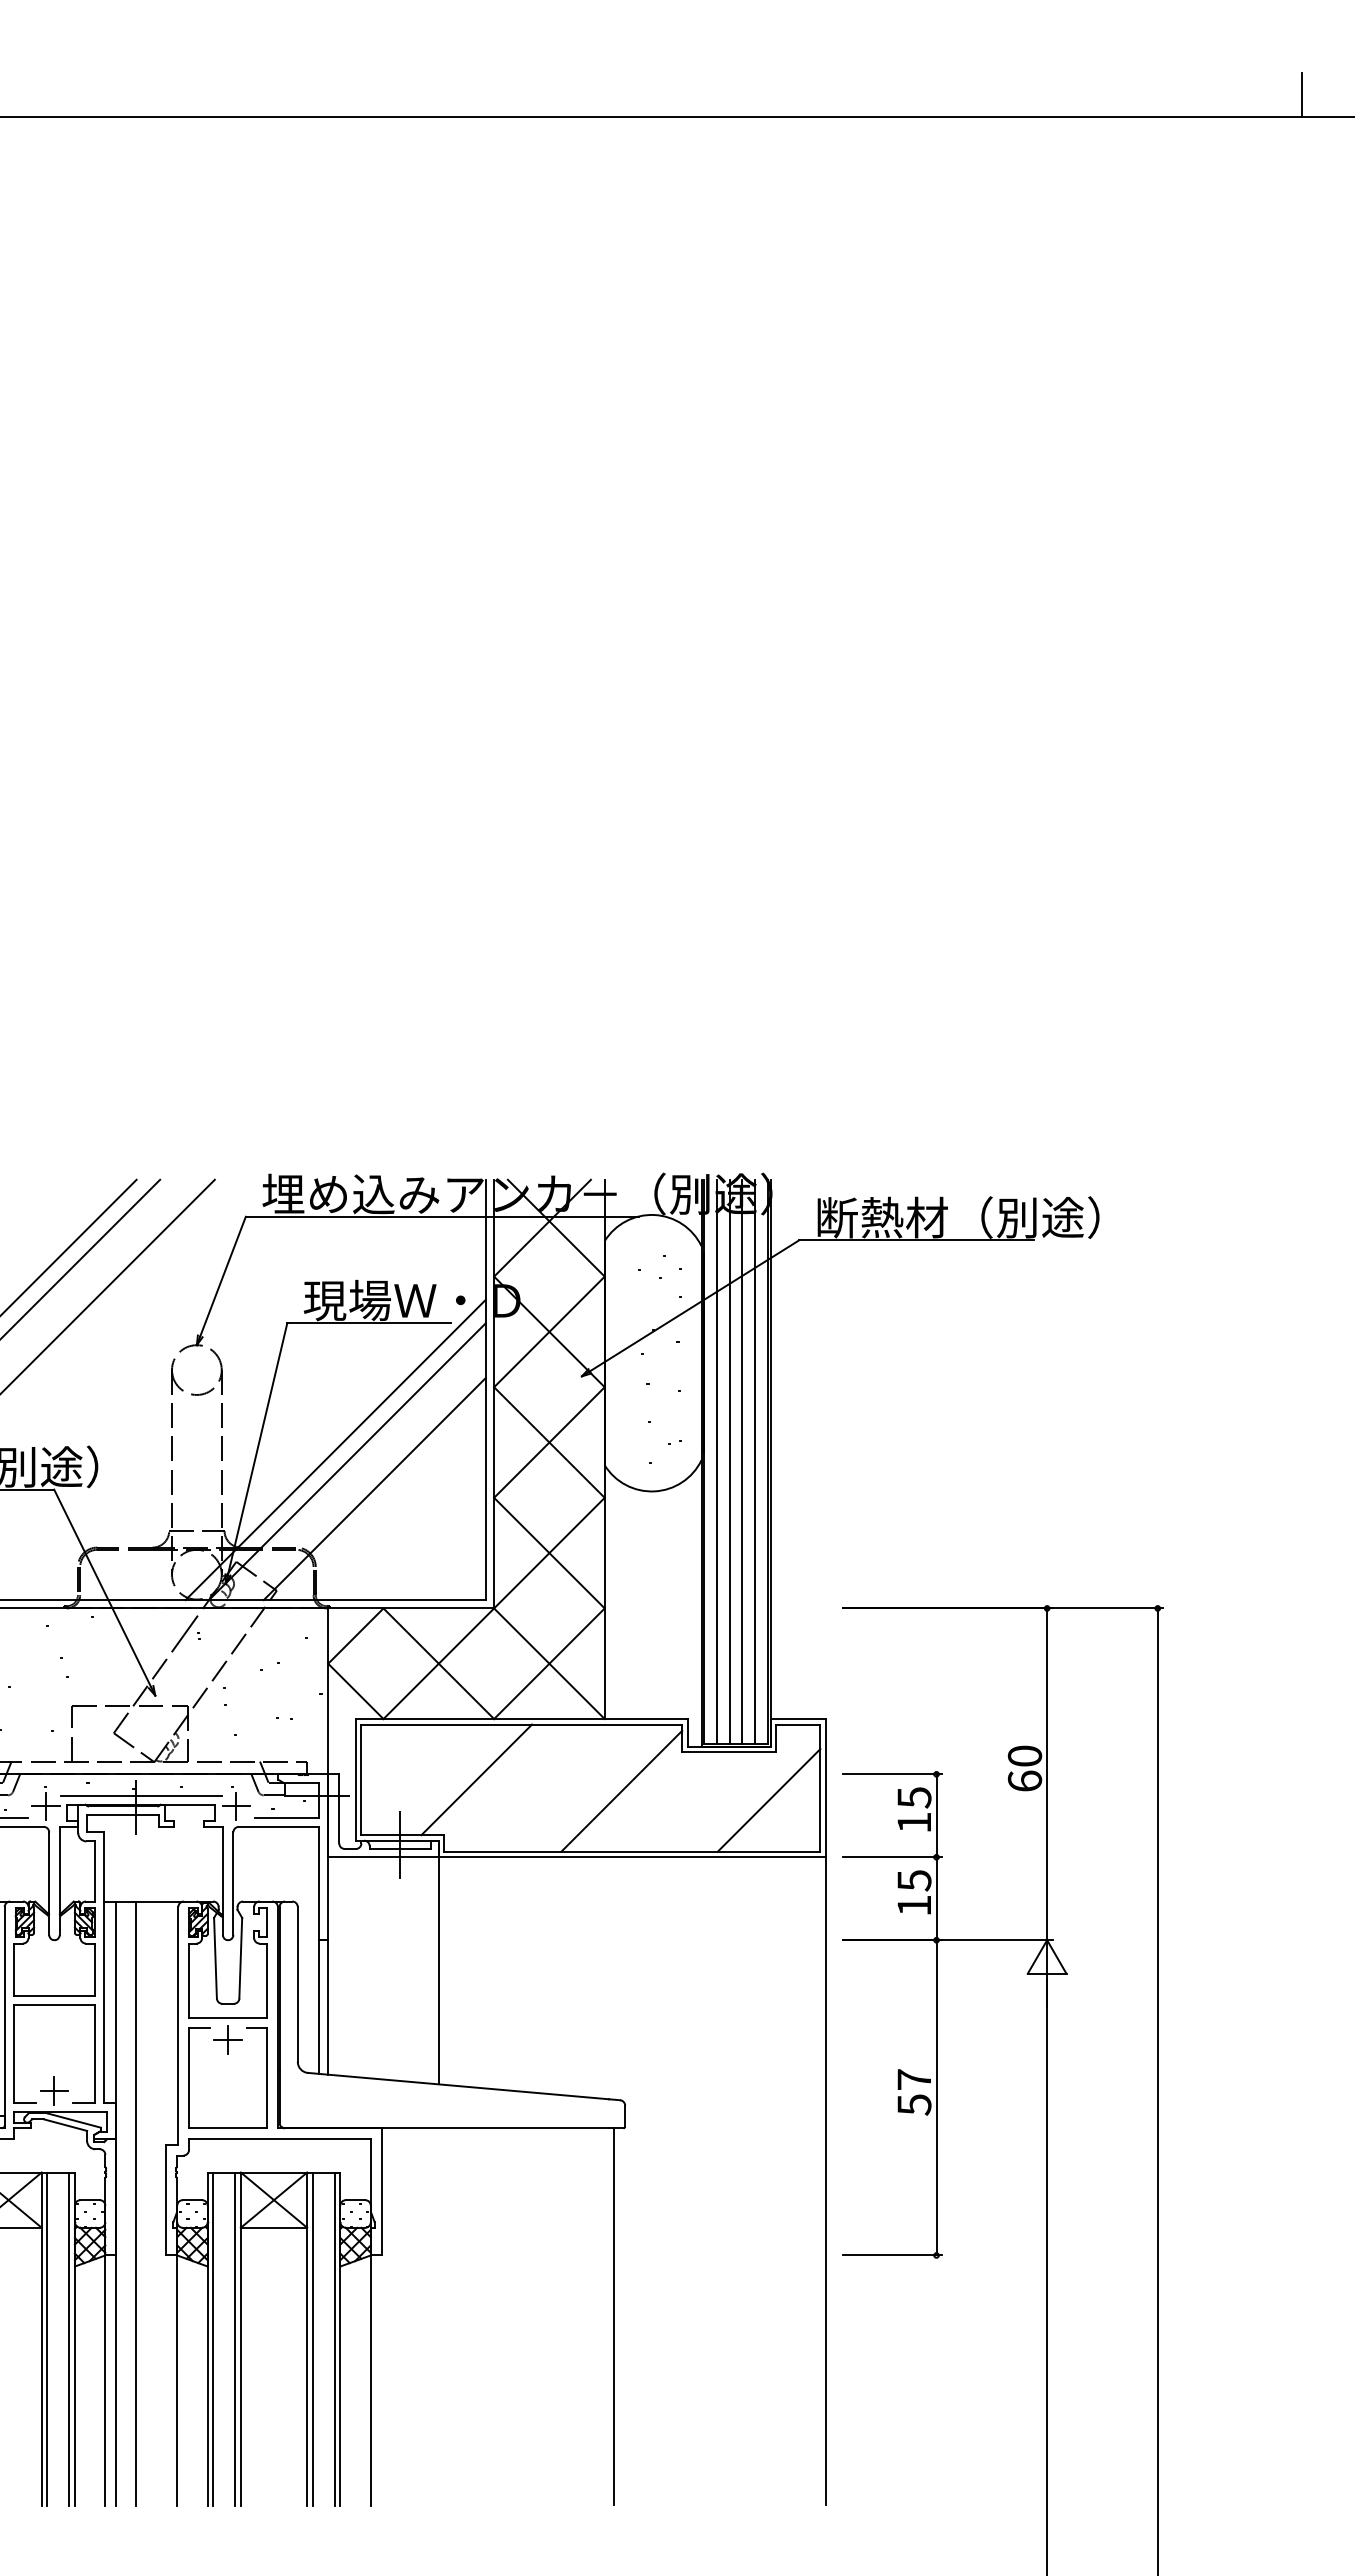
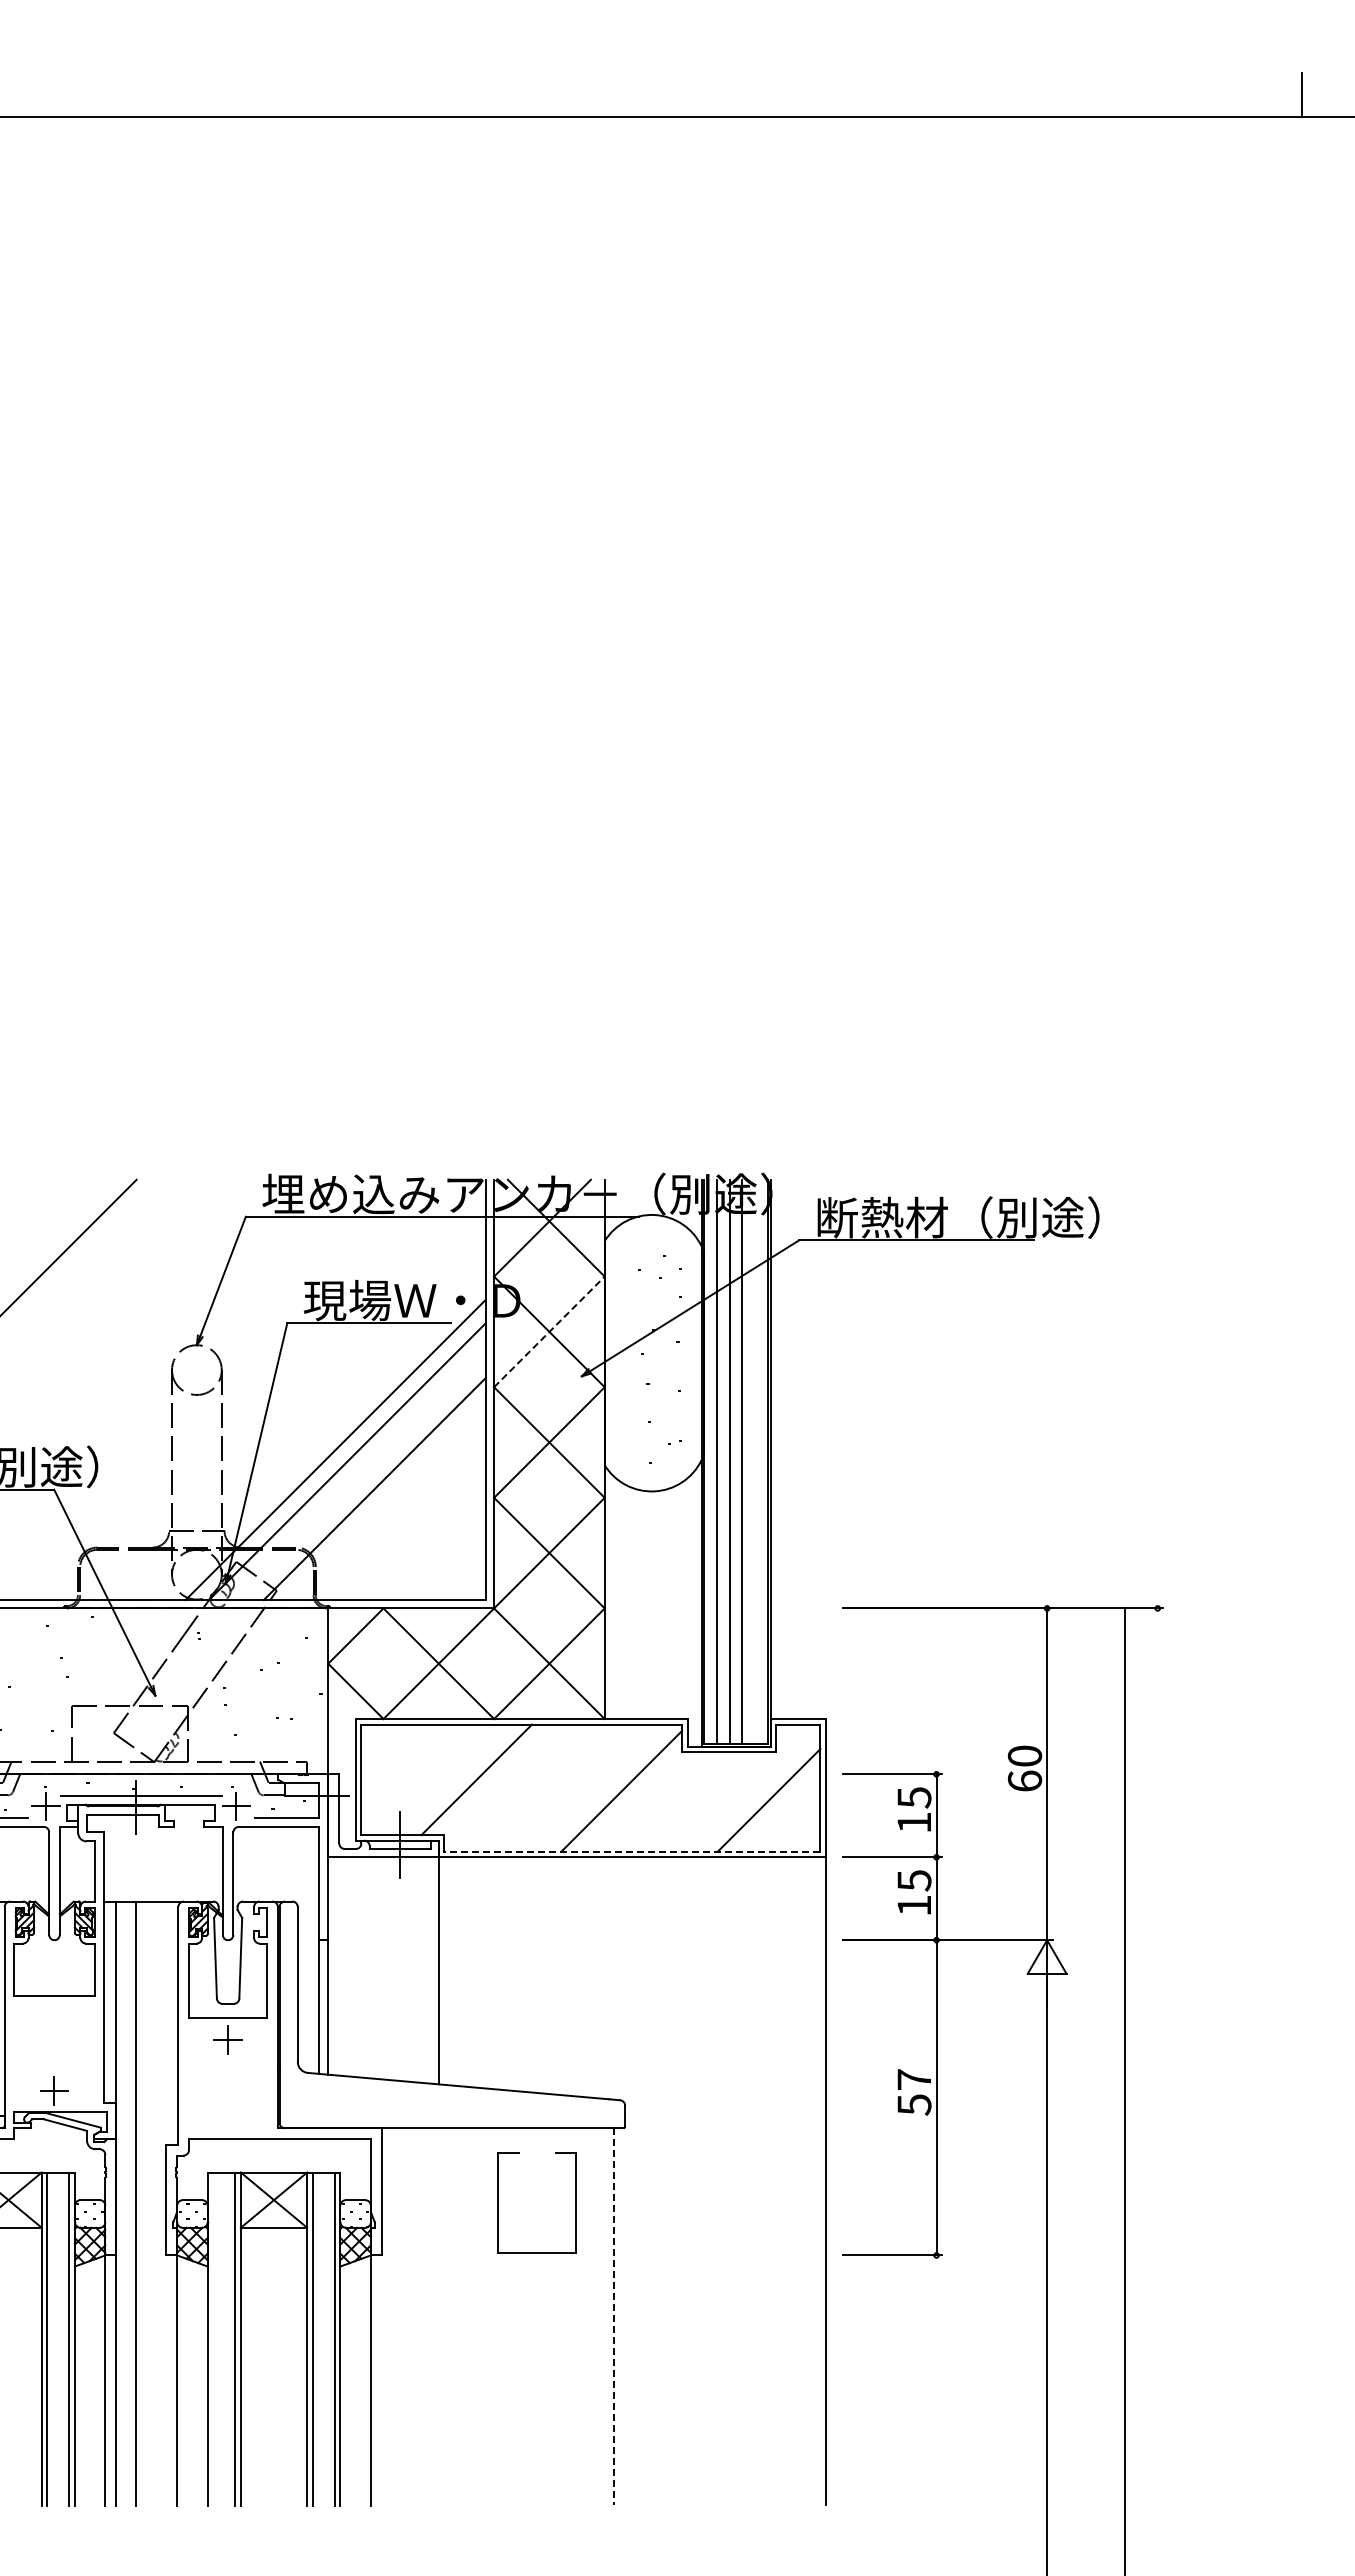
line: present -> none (81, 1258)
line: present -> none (108, 1285)
line: solid -> dashed (549, 1331)
line: present -> none (755, 1461)
line: solid -> dashed (631, 1851)
part: present -> none (14, 2053)
part position: (189, 2077) -> (498, 2202) (498, 2202)
line position: (1157, 2090) -> (1124, 2090) (1124, 2090)
line: solid -> dashed (614, 2316)
line: present -> none (213, 2338)
